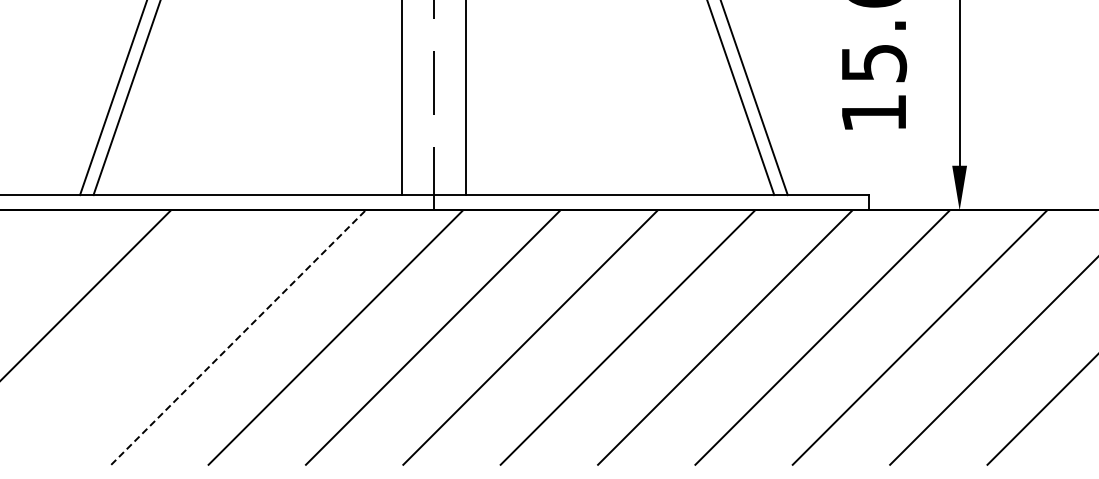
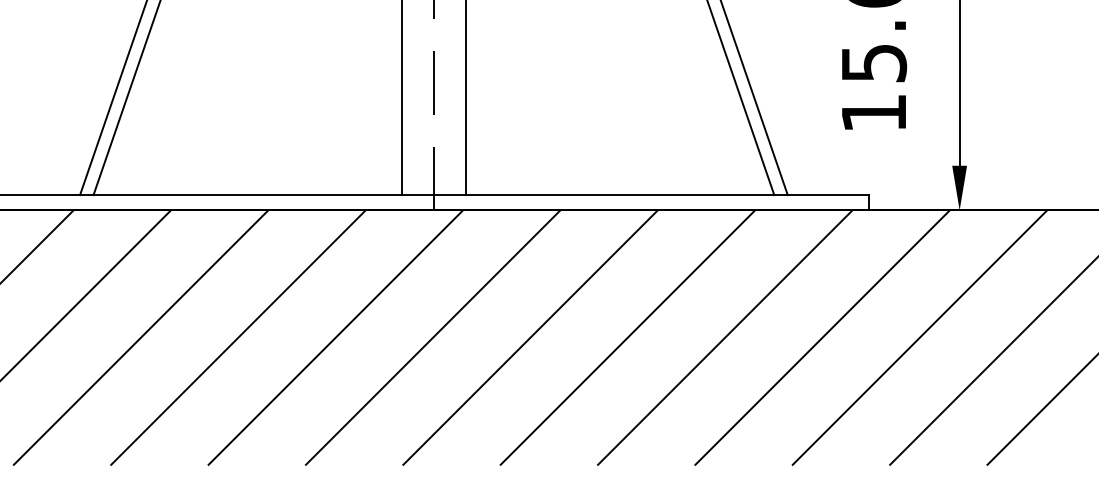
line: none -> present (37, 245)
line: none -> present (140, 337)
line: dashed -> solid (238, 337)
